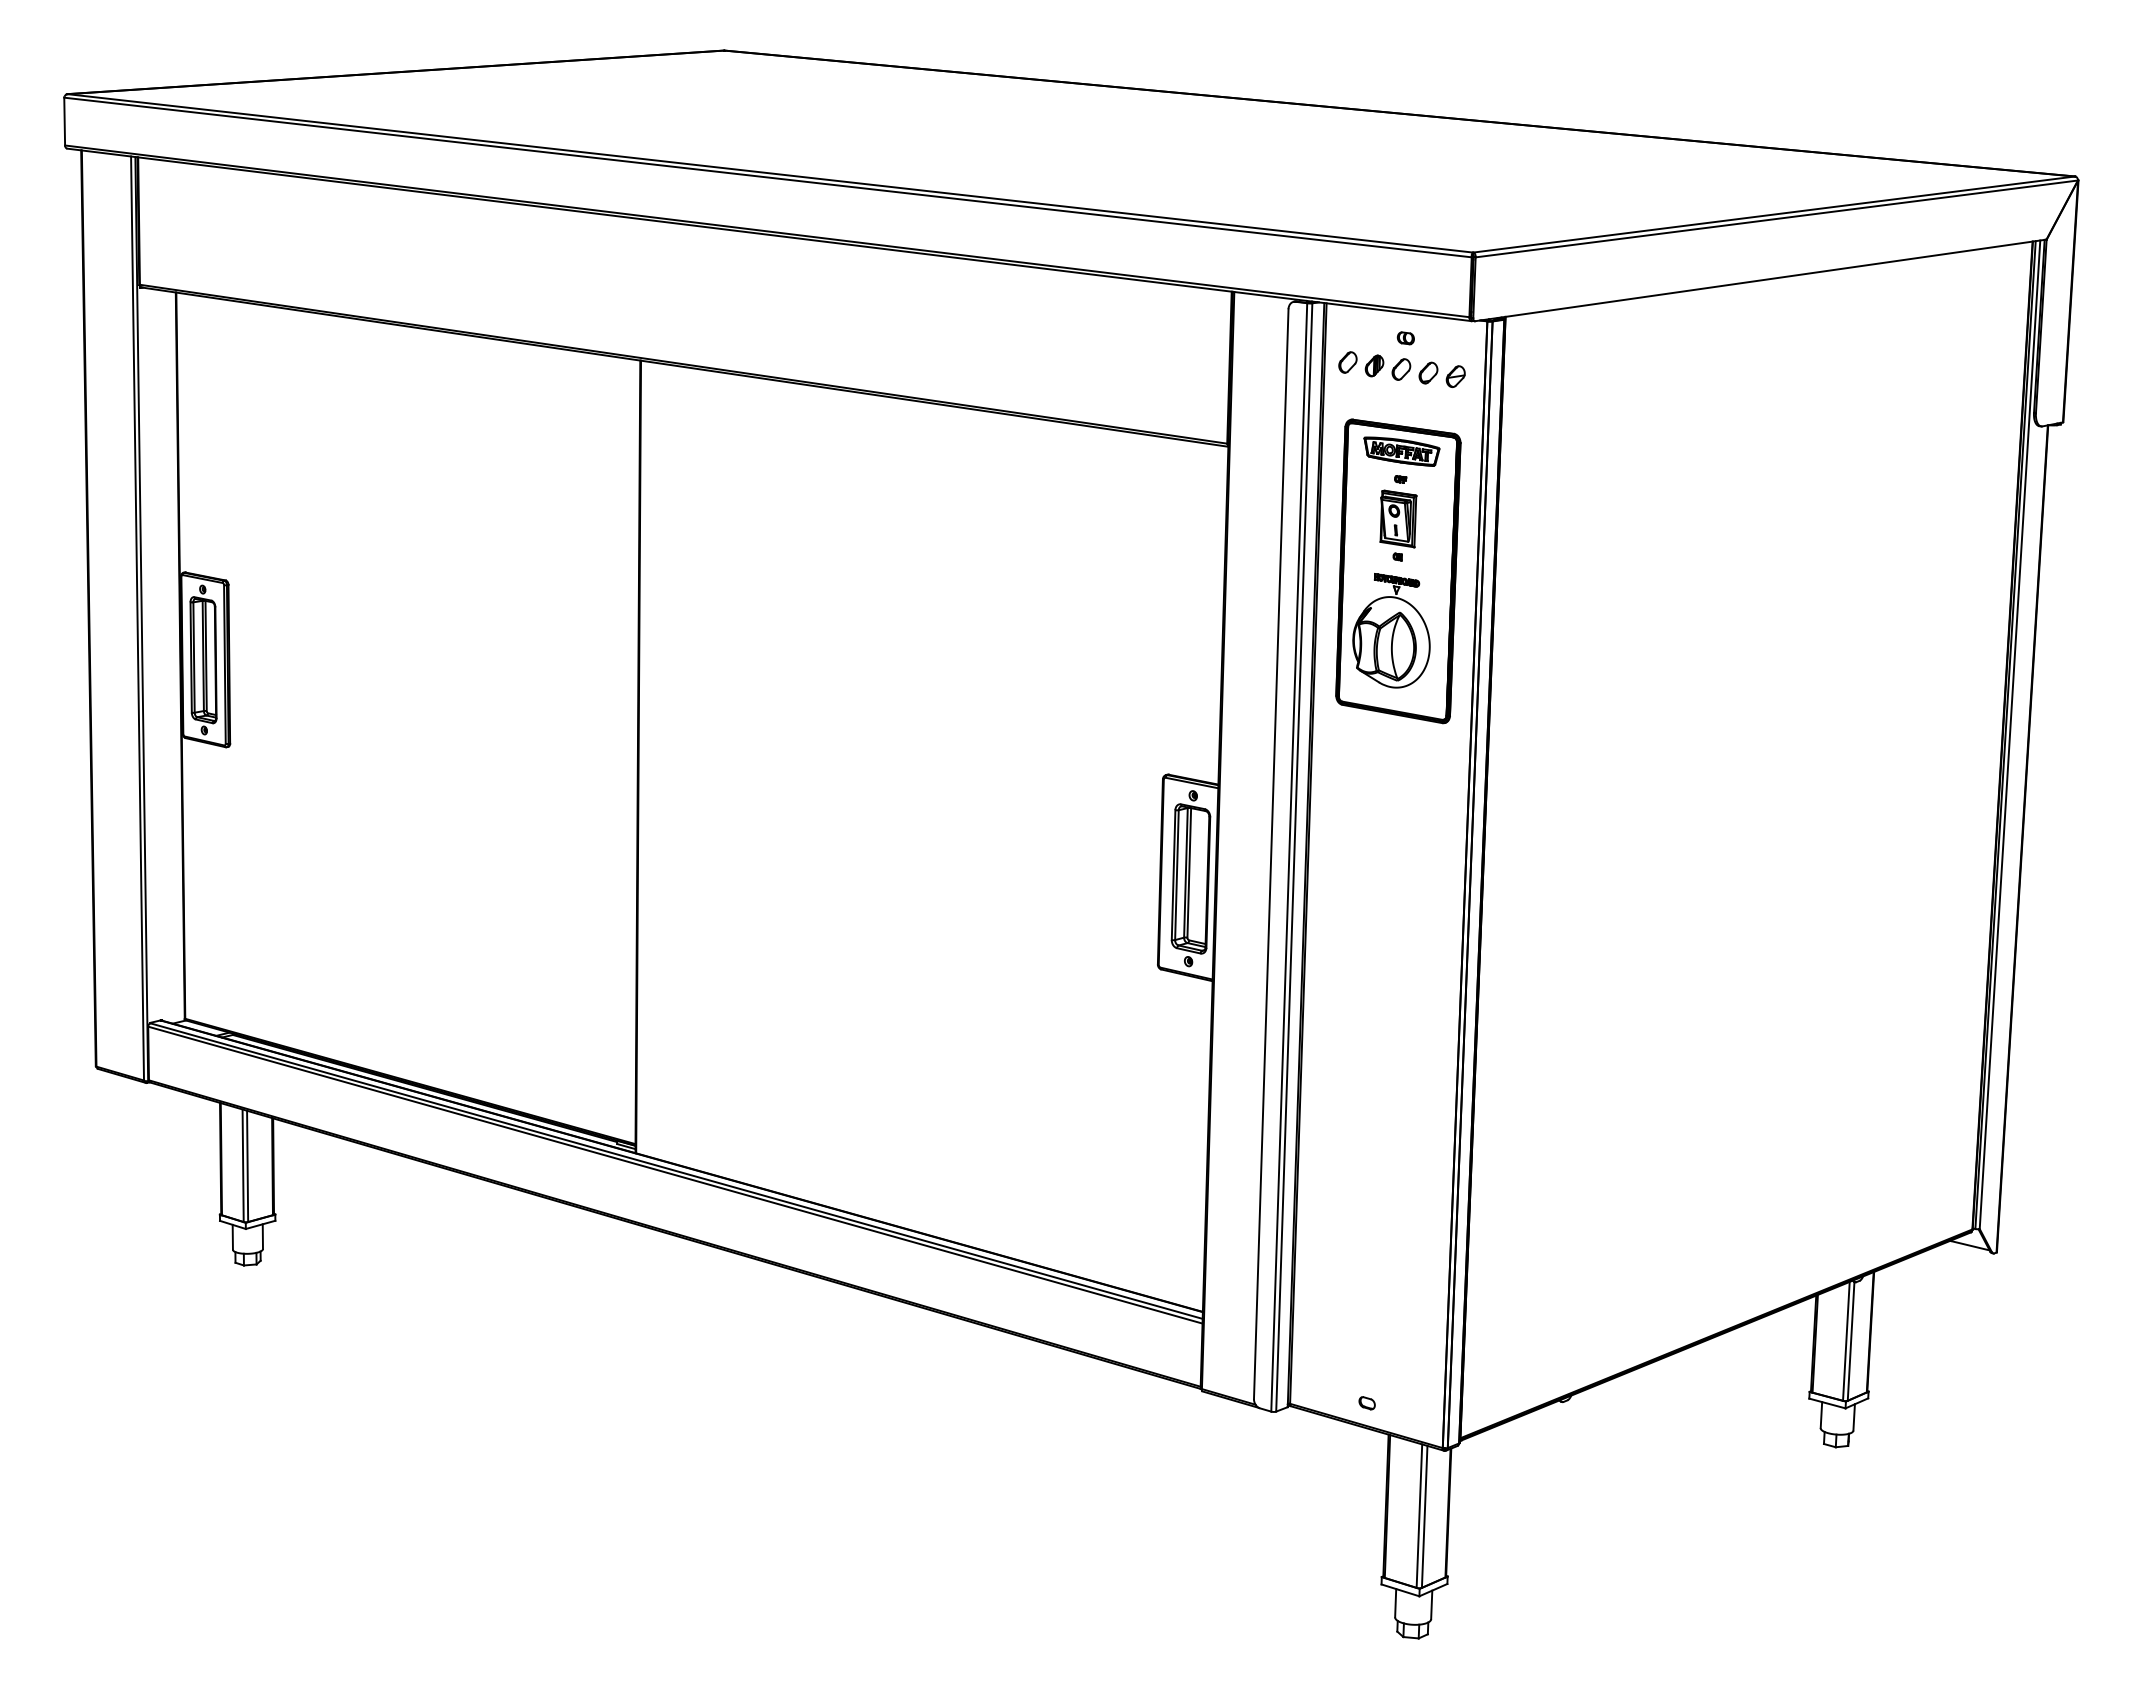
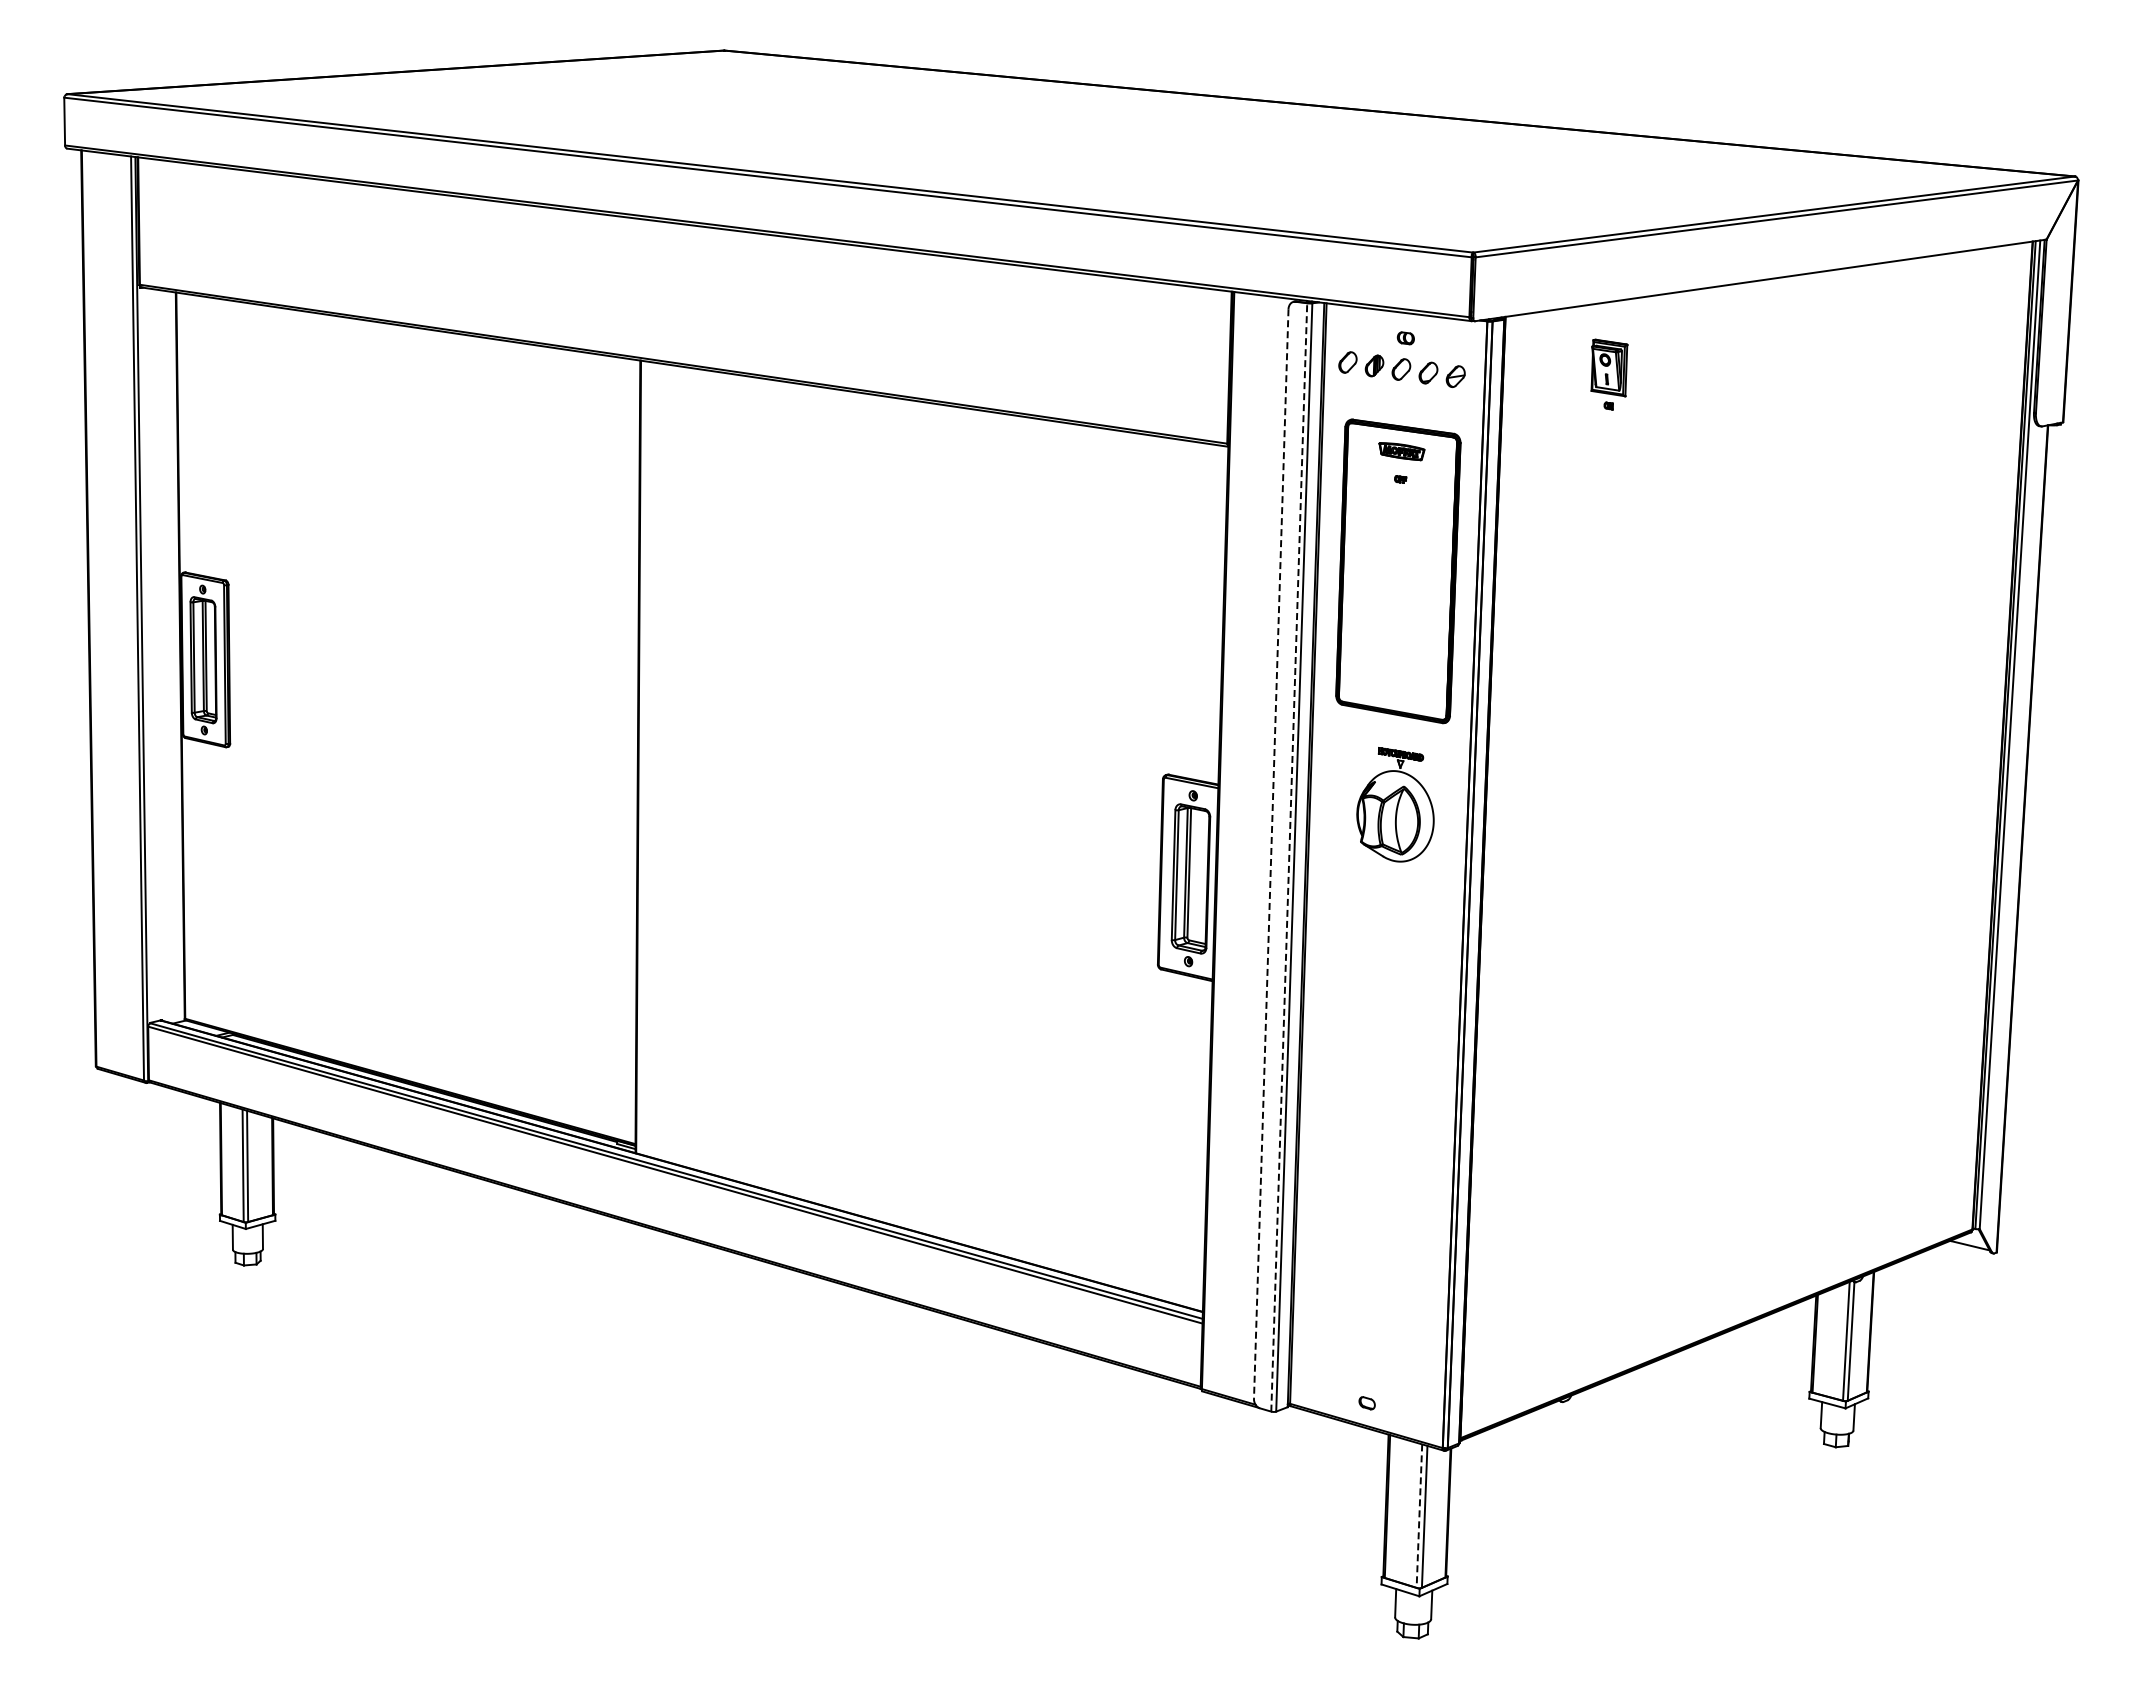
part size: 78x31 px -> 48x20 px (1401, 451)
part position: (1398, 525) -> (1609, 374) (1609, 374)
part position: (1391, 630) -> (1395, 804) (1395, 804)
line: solid -> dashed (1271, 854)
line: solid -> dashed (1289, 856)
line: solid -> dashed (1419, 1516)
